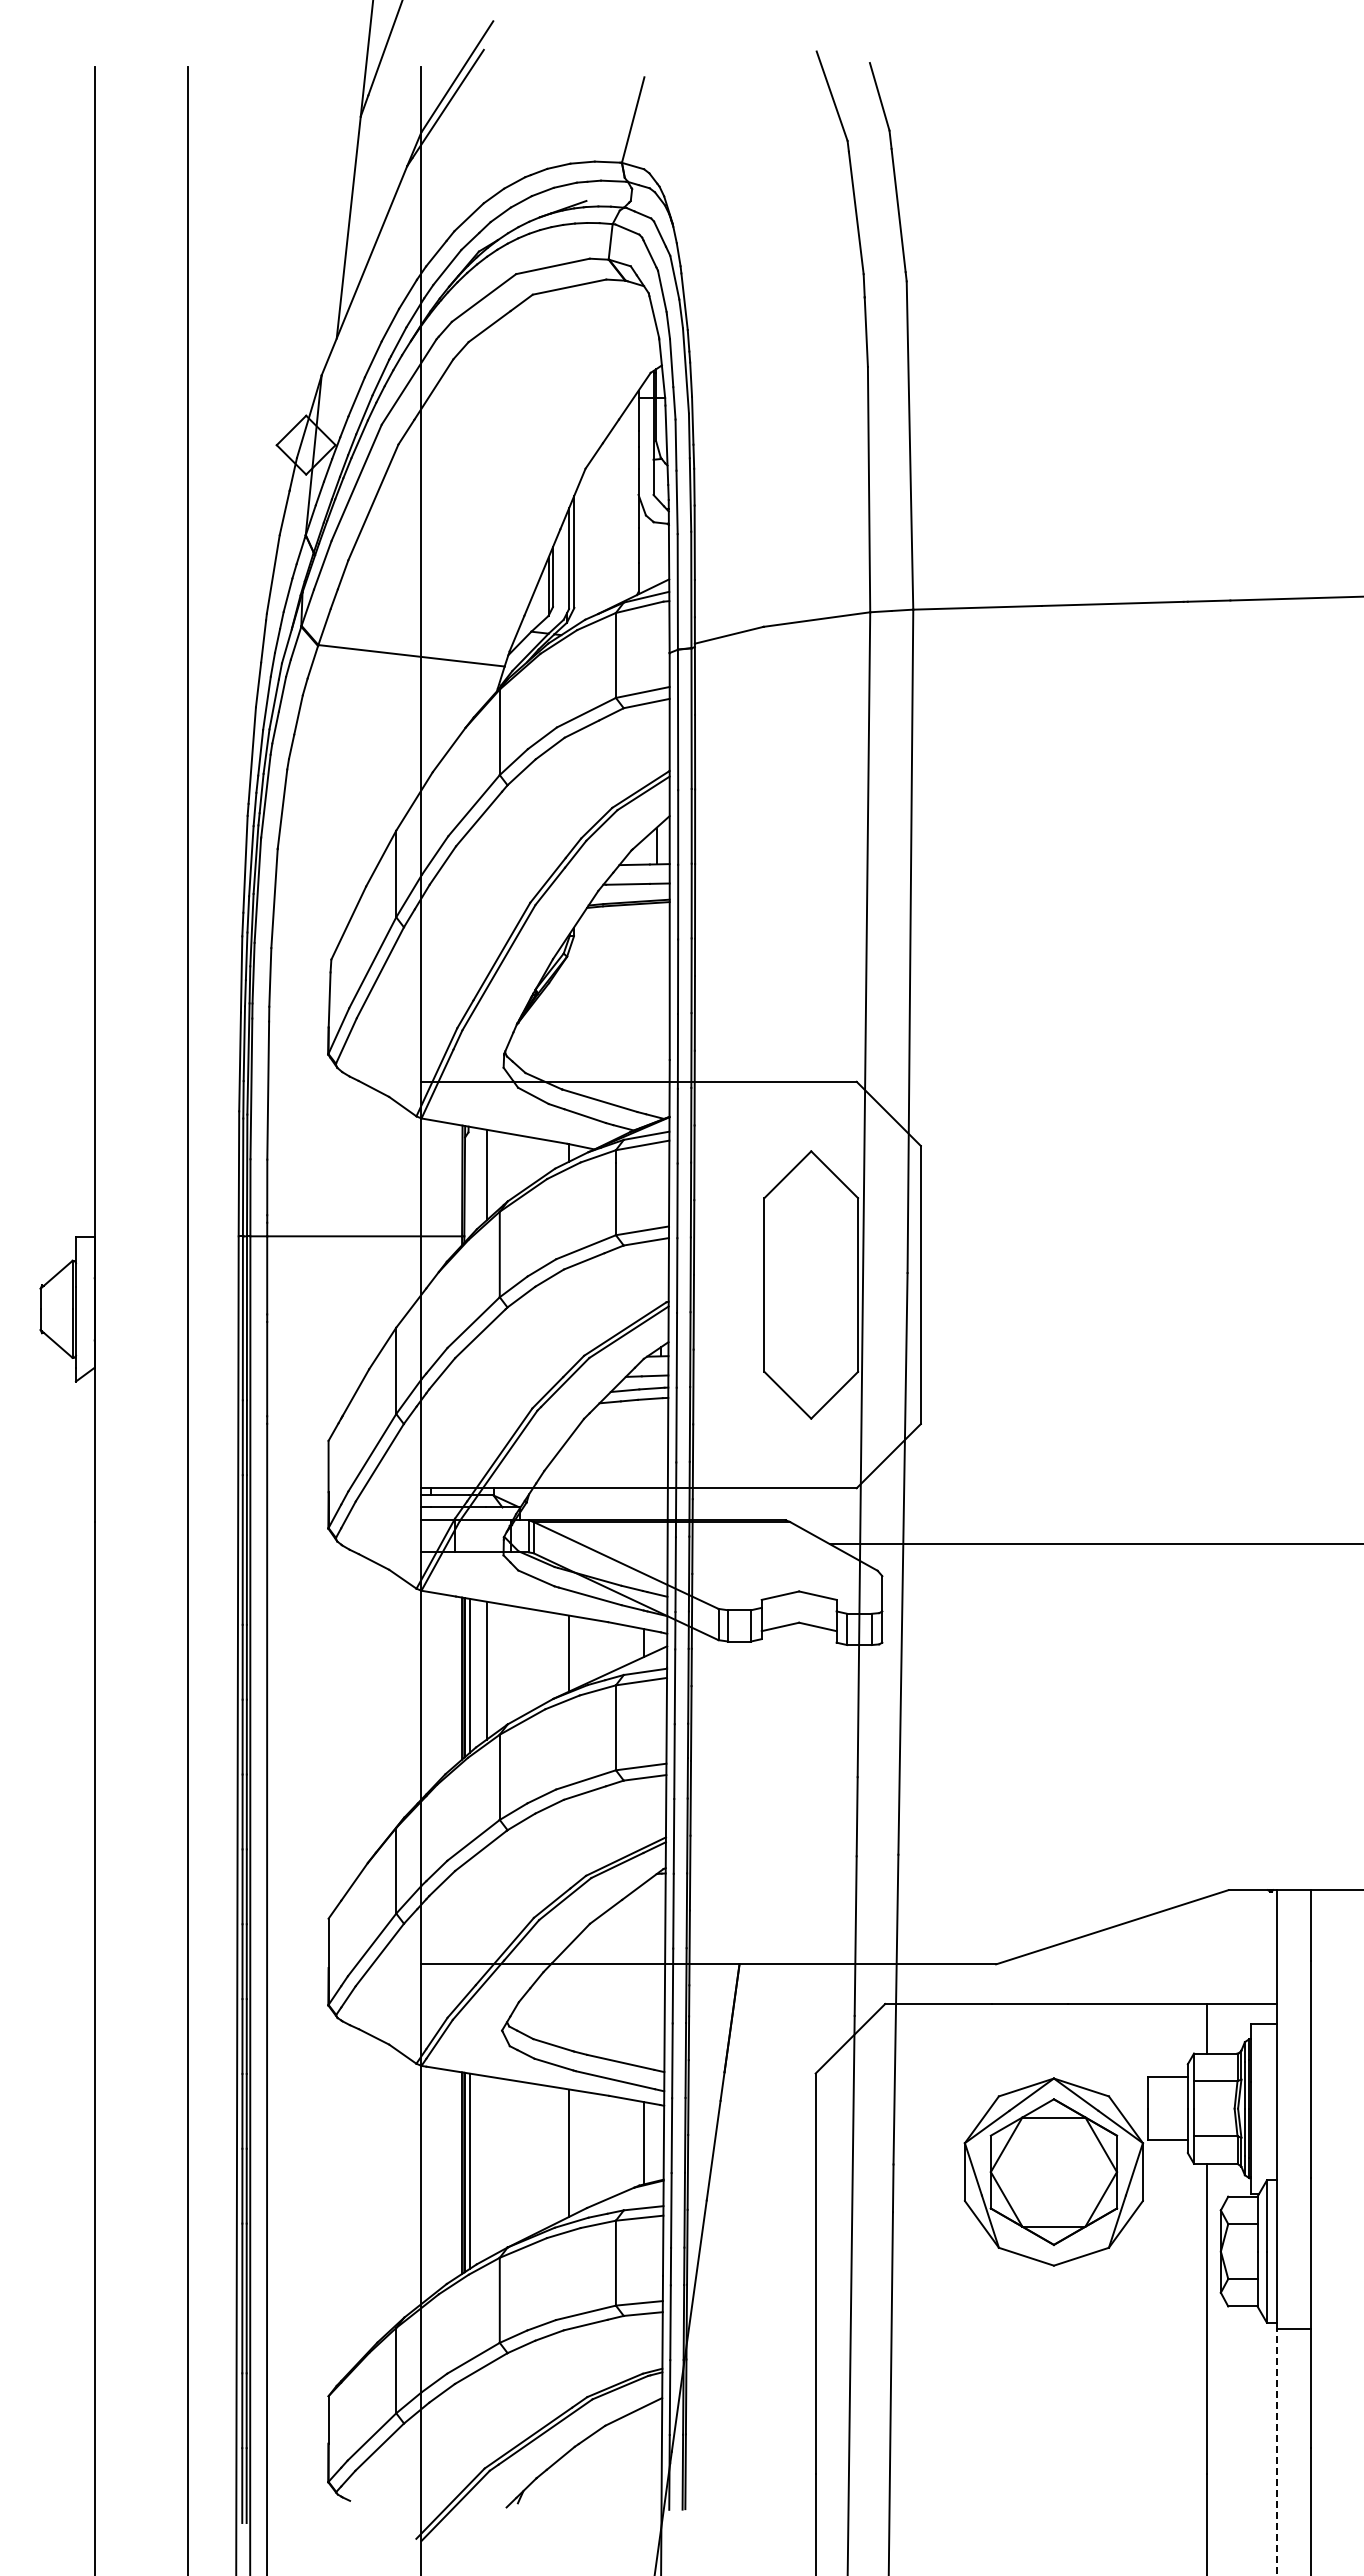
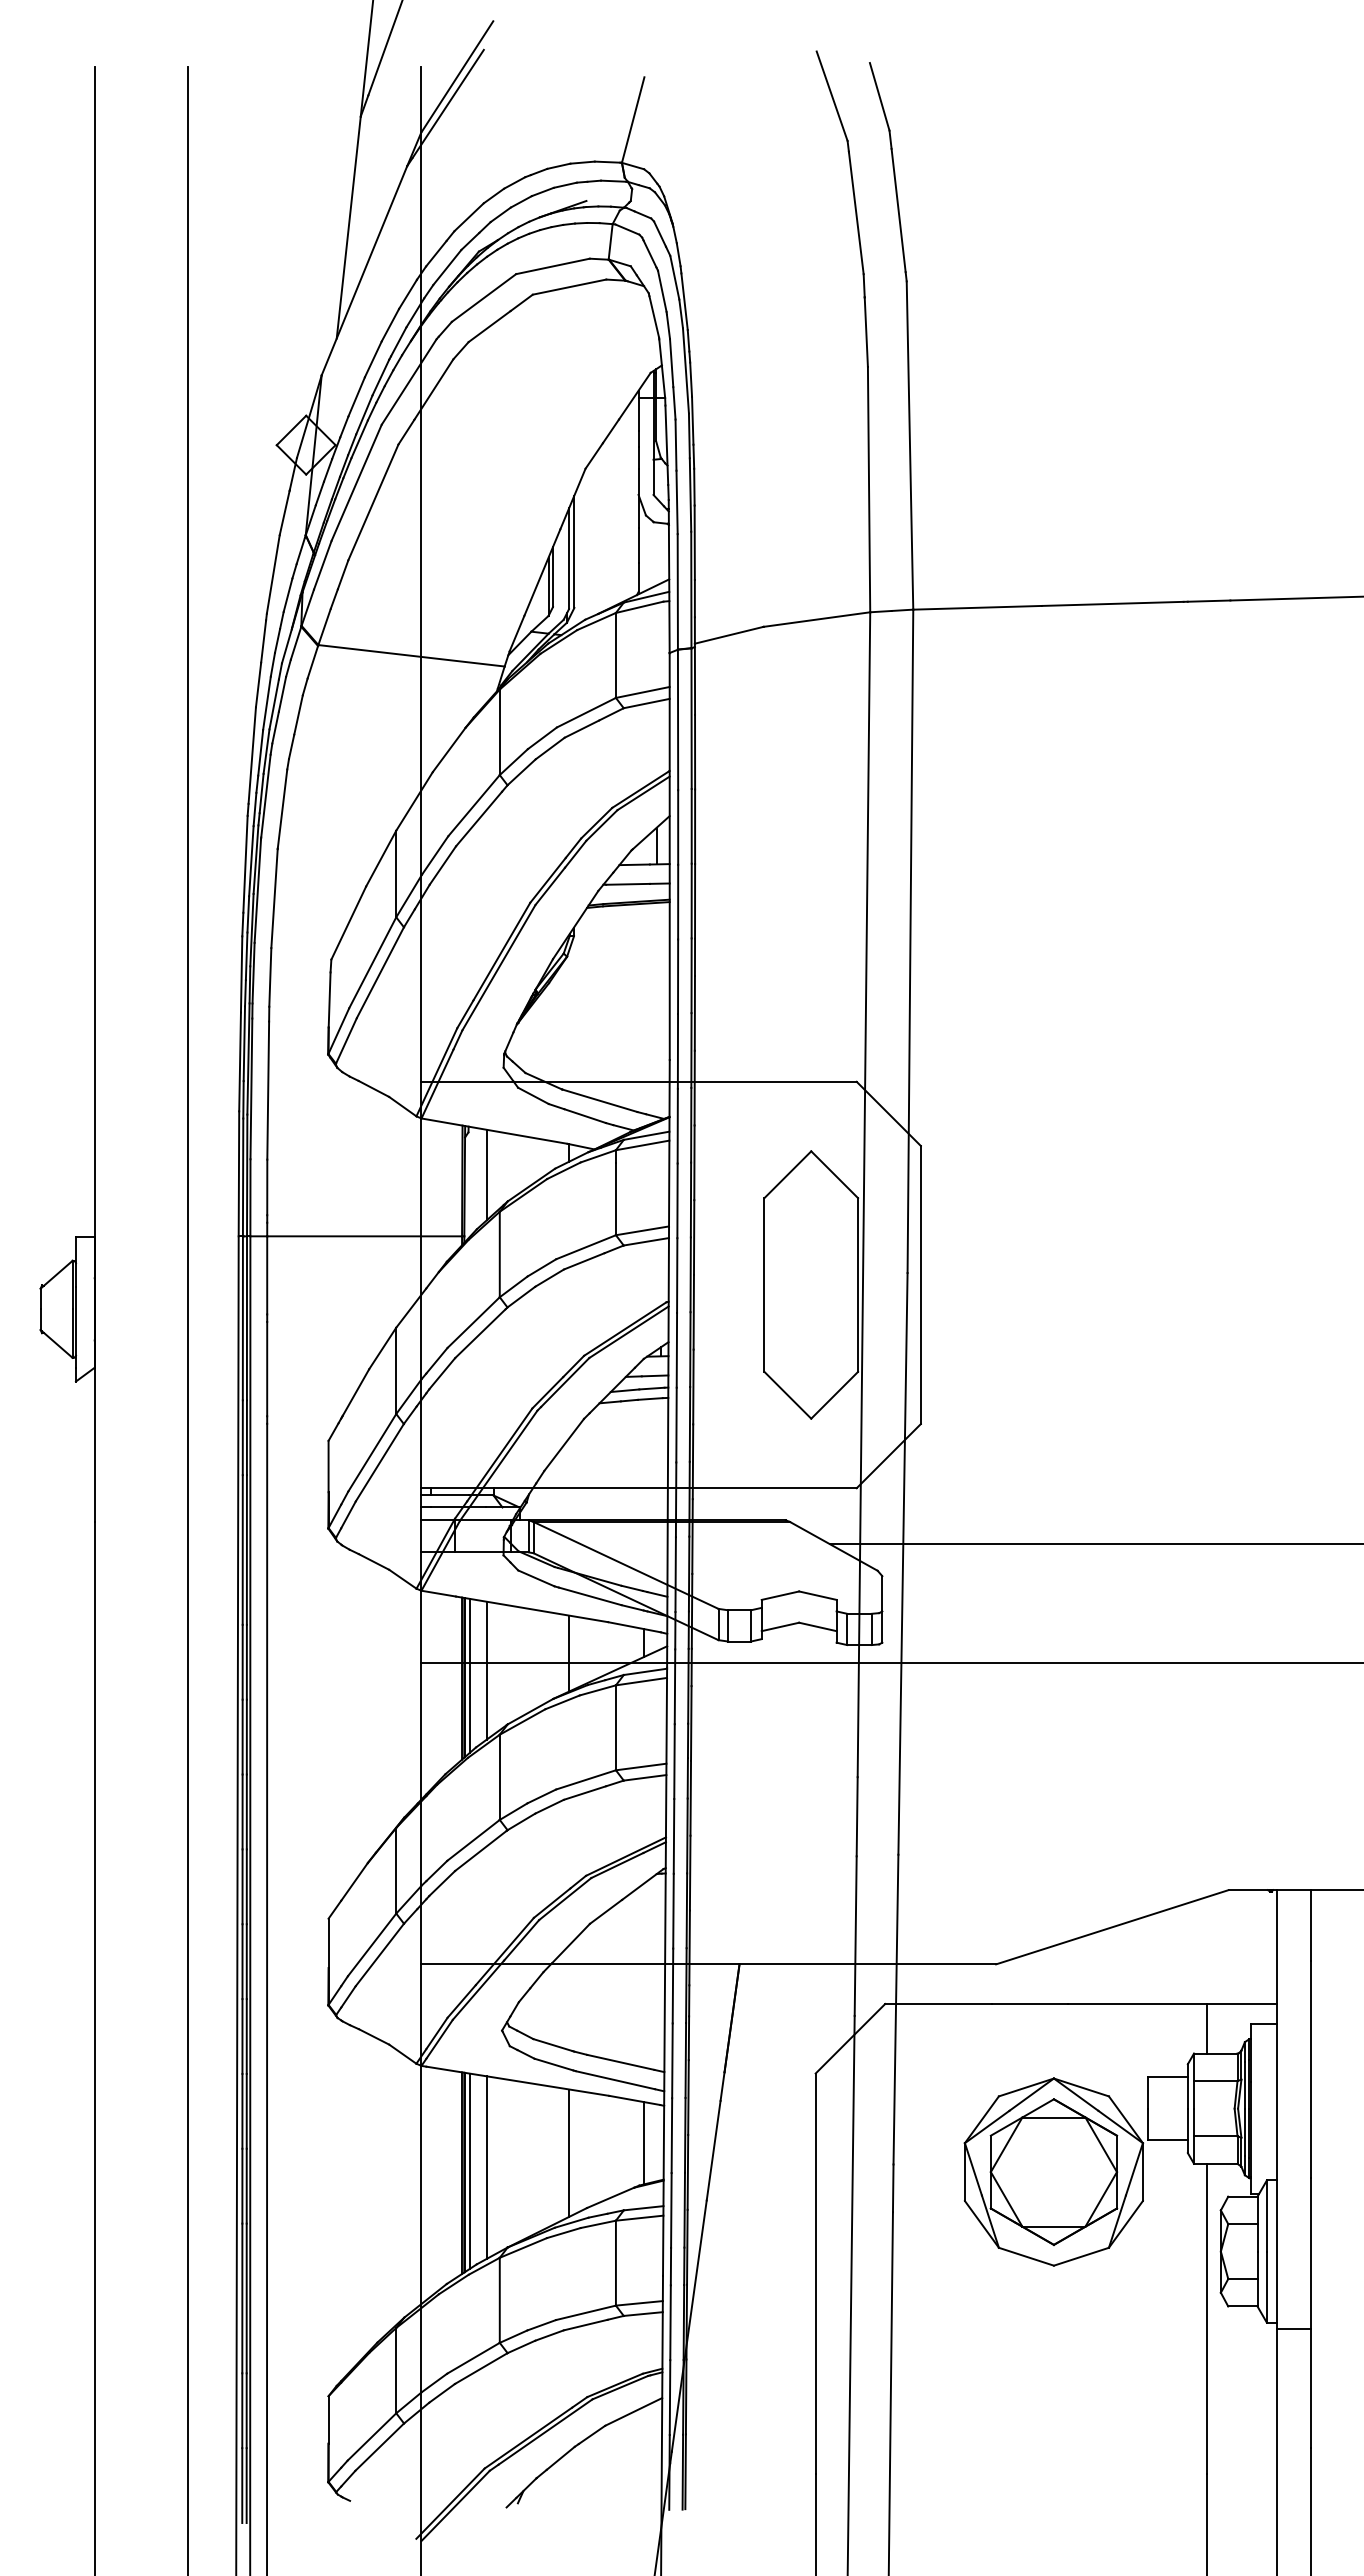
line: none -> present (890, 1663)
line: none -> present (486, 2167)
line: dashed -> solid (1276, 2451)
